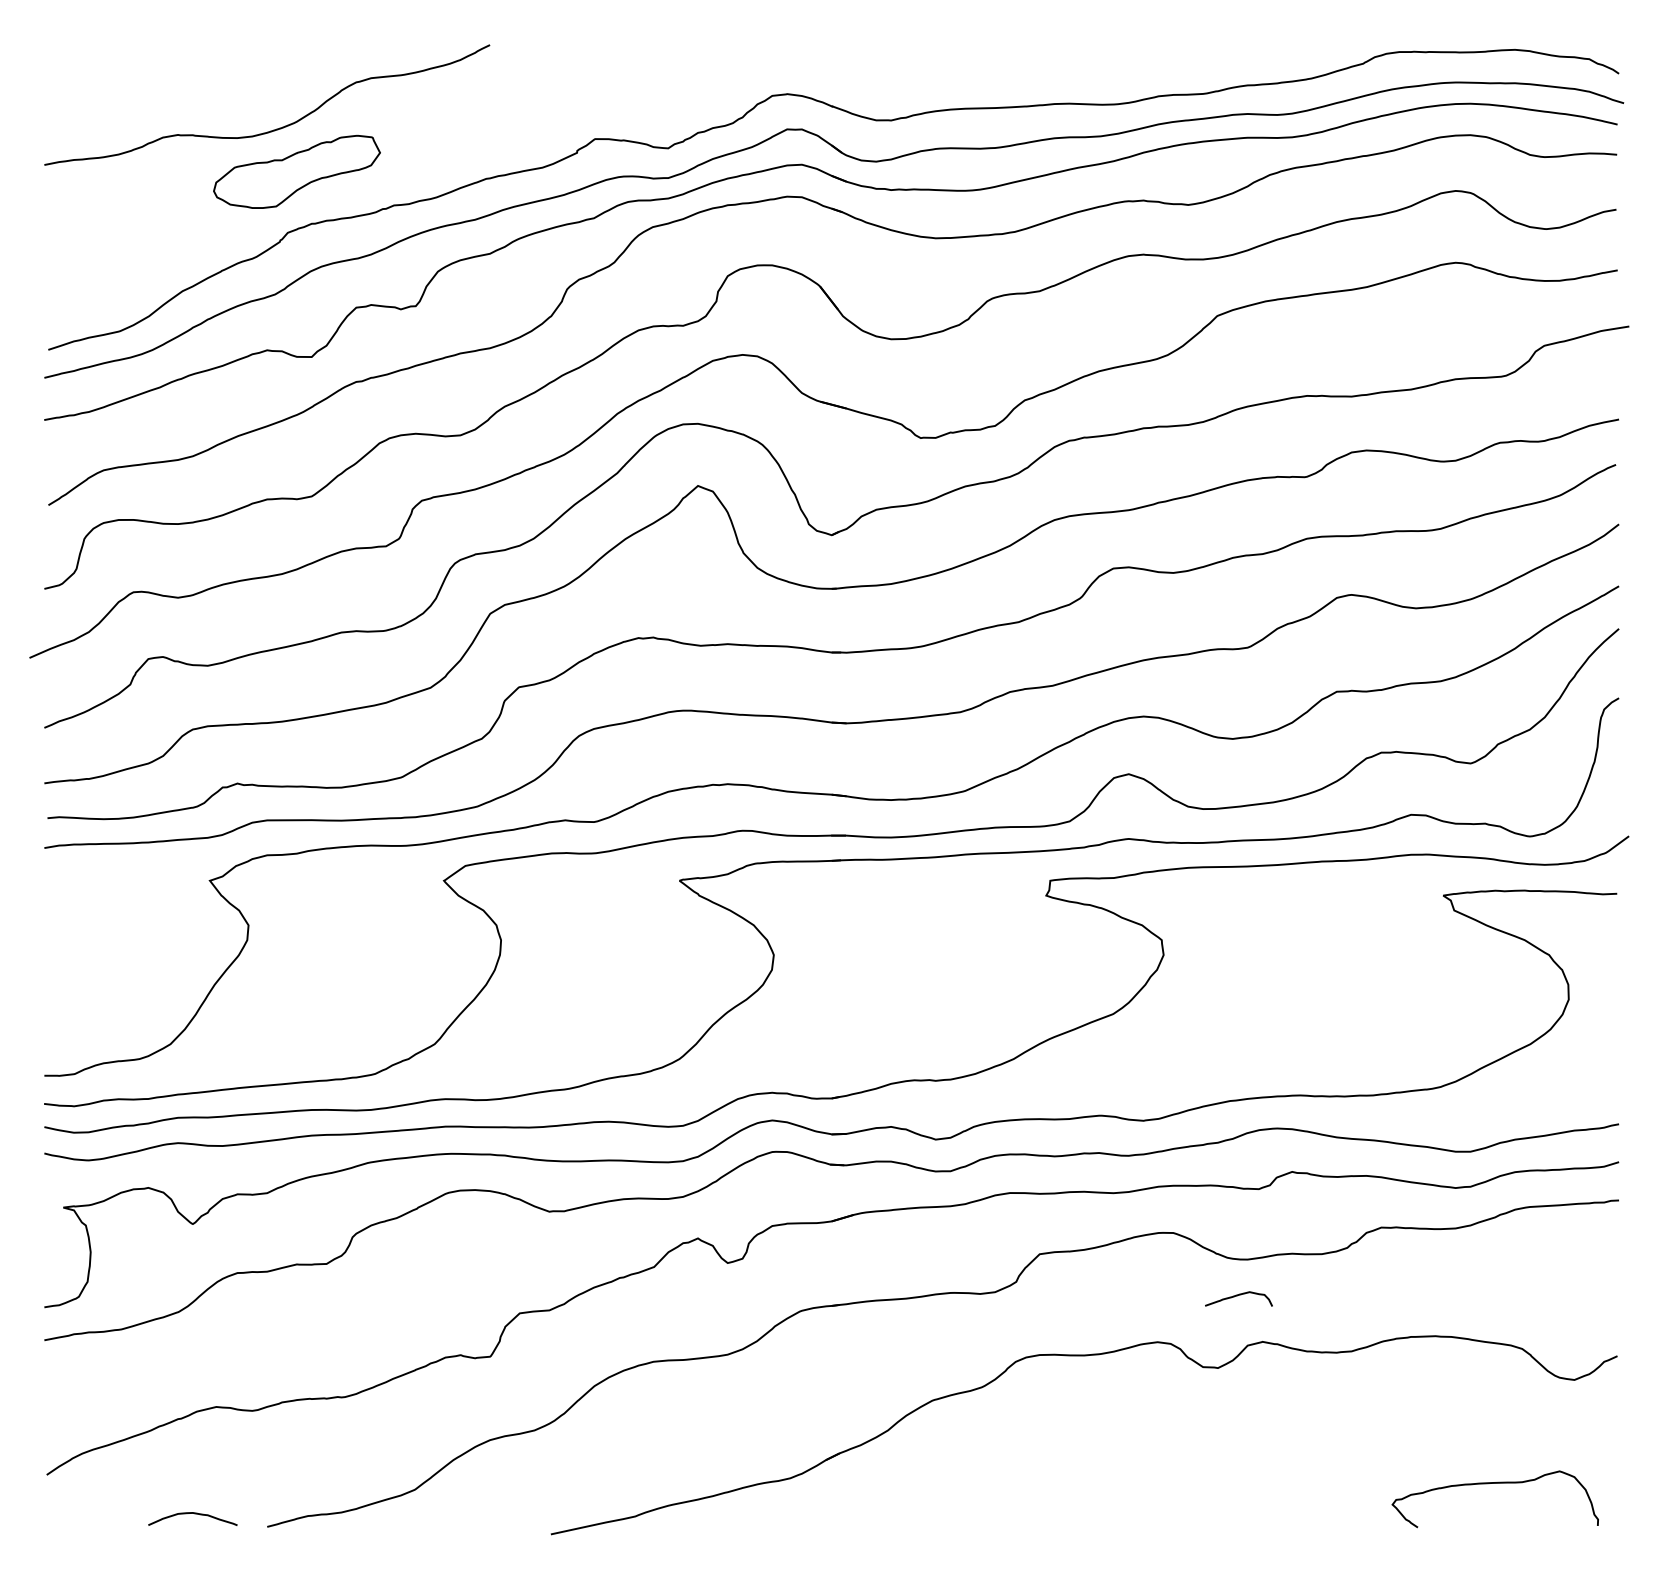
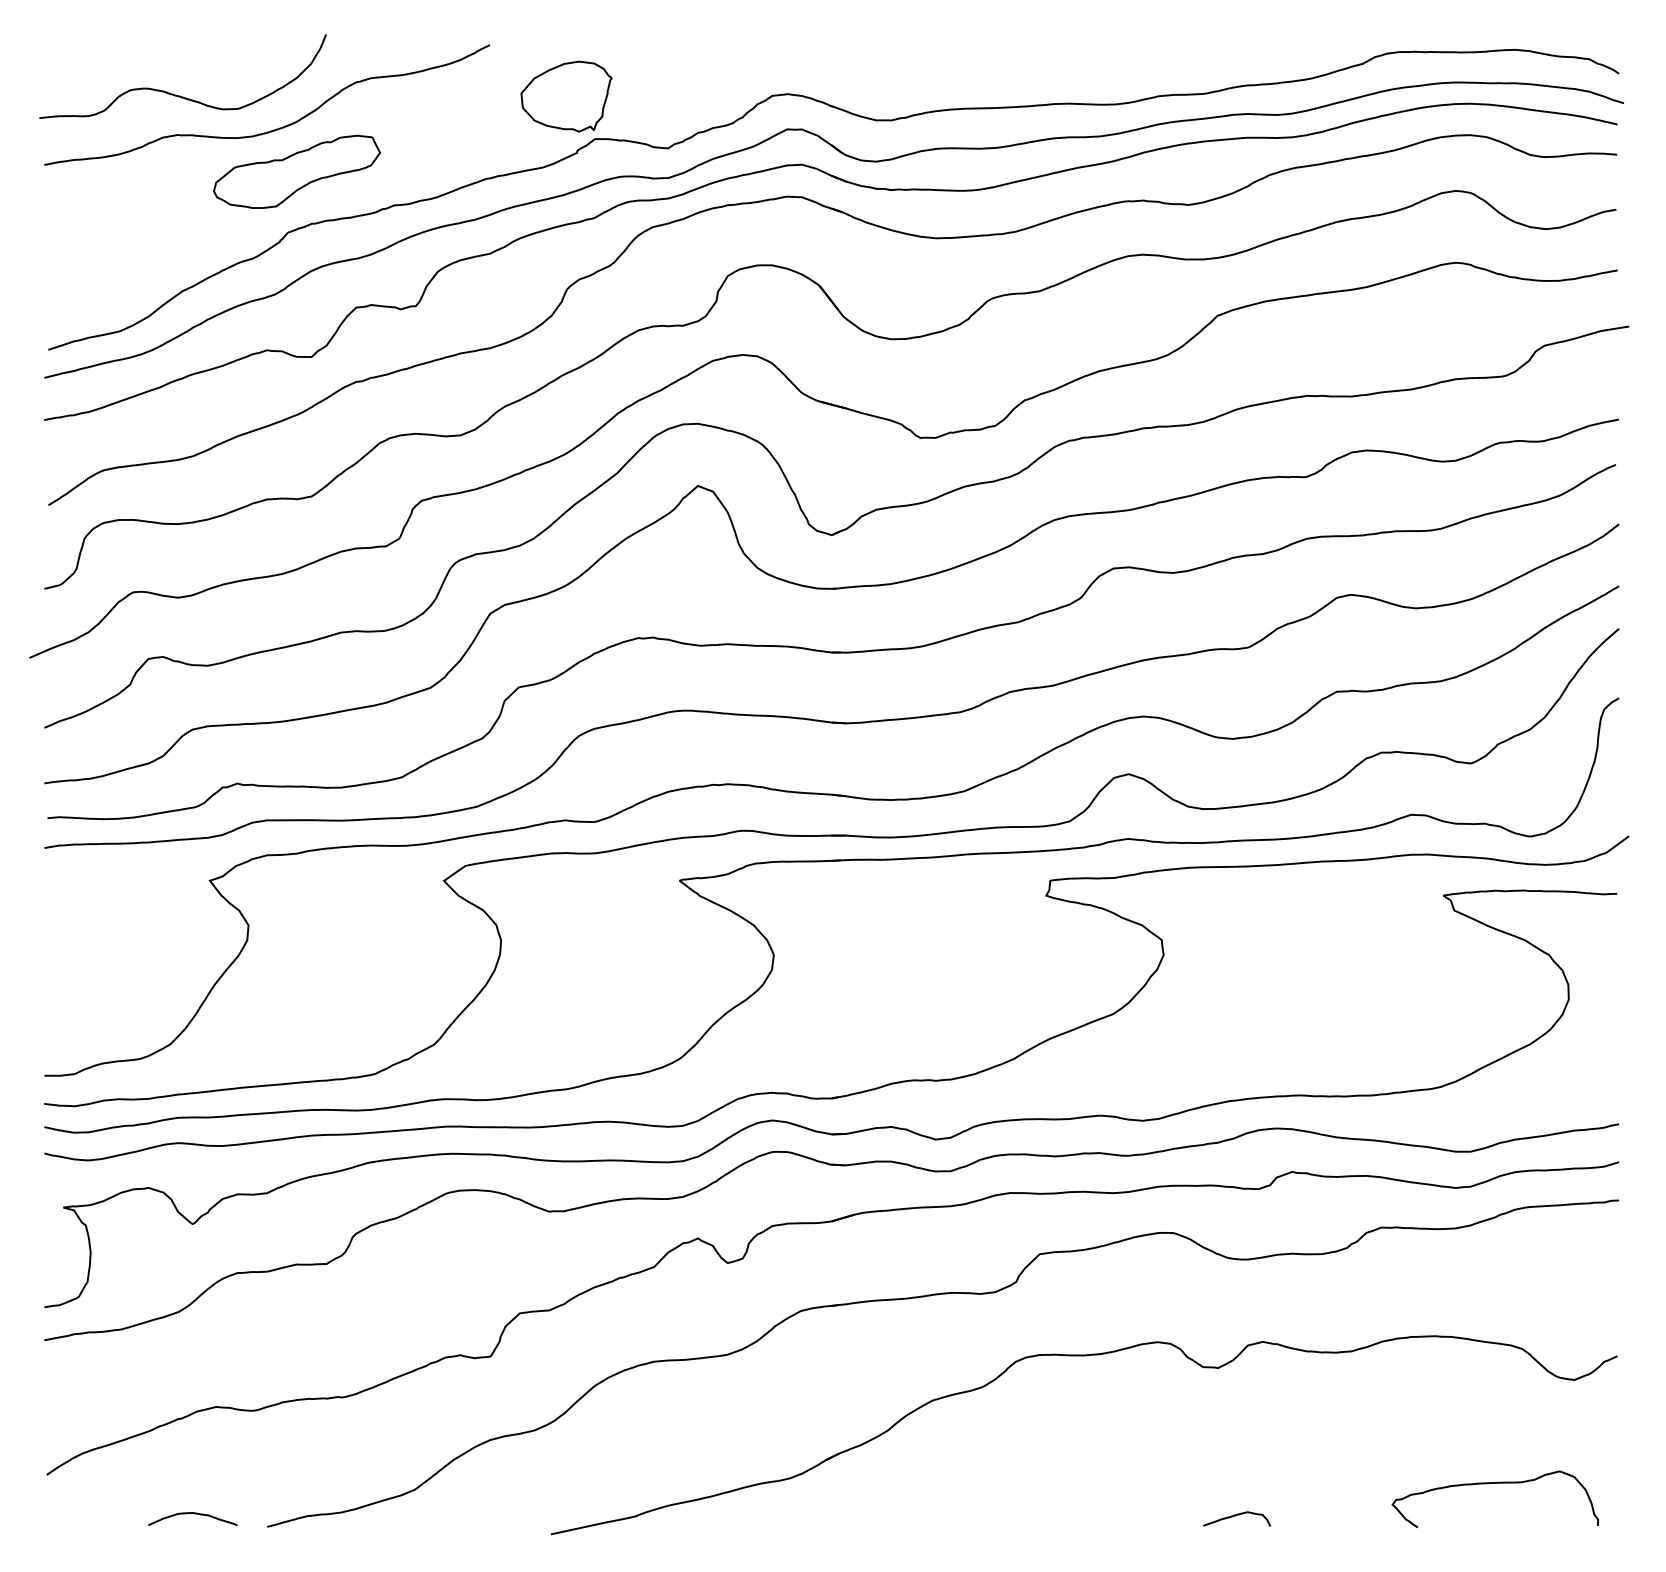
curve: none -> present (176, 94)
part: none -> present (566, 96)
curve position: (1237, 1296) -> (1235, 1516) (1235, 1516)
